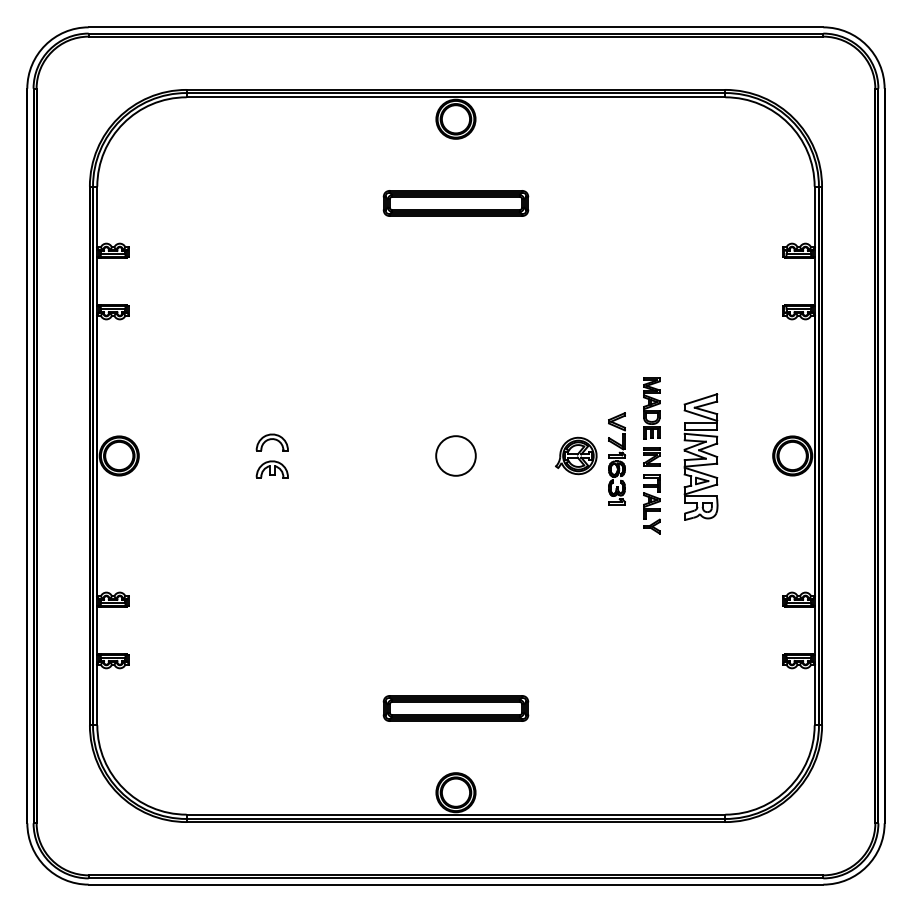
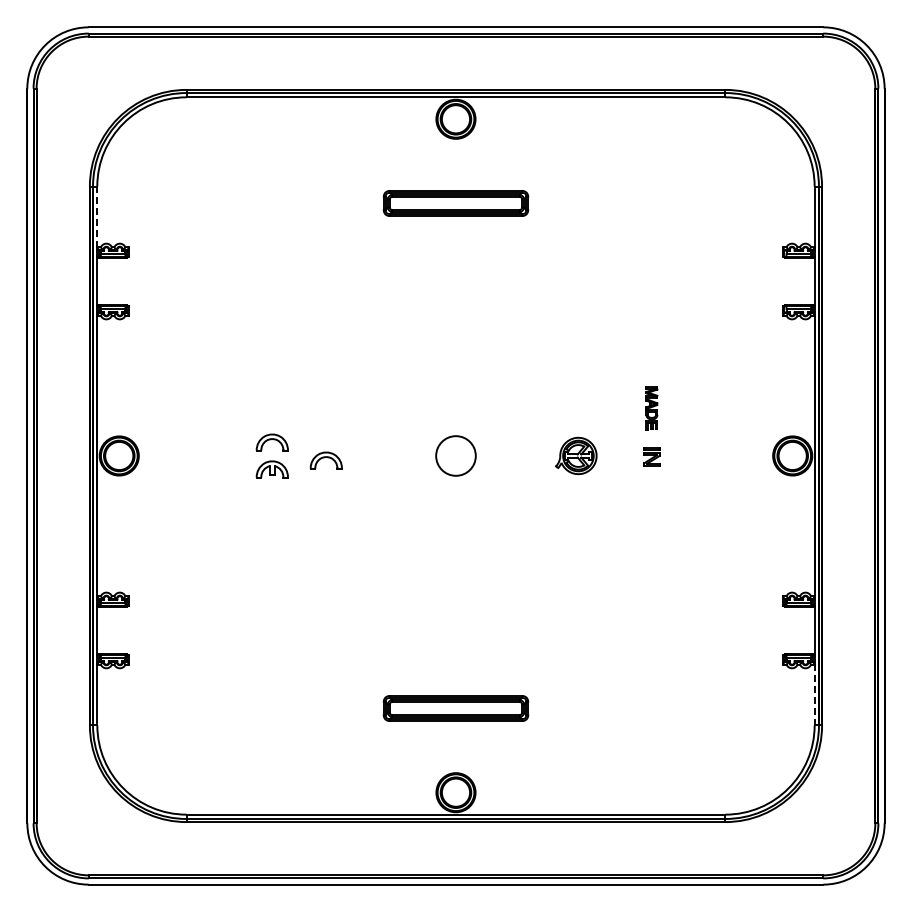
line: solid -> dashed (97, 217)
part size: 18x63 px -> 14x45 px (651, 408)
part: present -> none (700, 456)
part: present -> none (616, 458)
part: none -> present (325, 460)
part: present -> none (651, 504)
line: solid -> dashed (814, 694)
